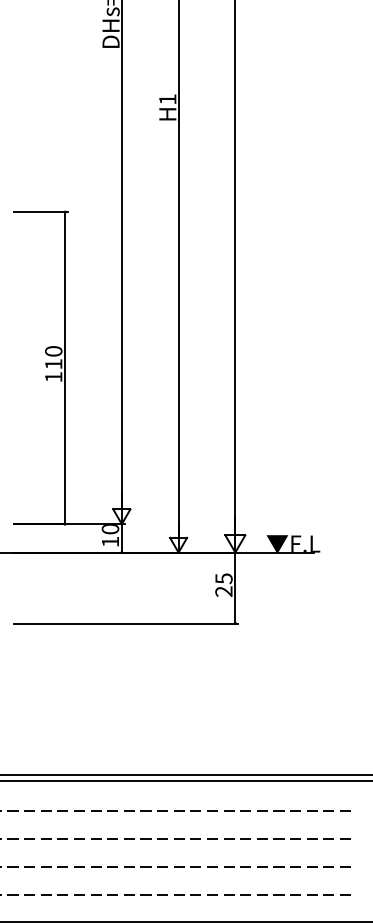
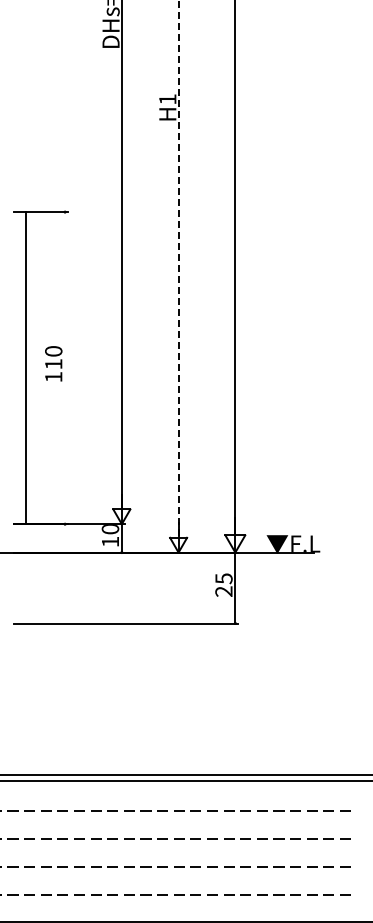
line: solid -> dashed (178, 267)
line position: (65, 368) -> (26, 368) (26, 368)
